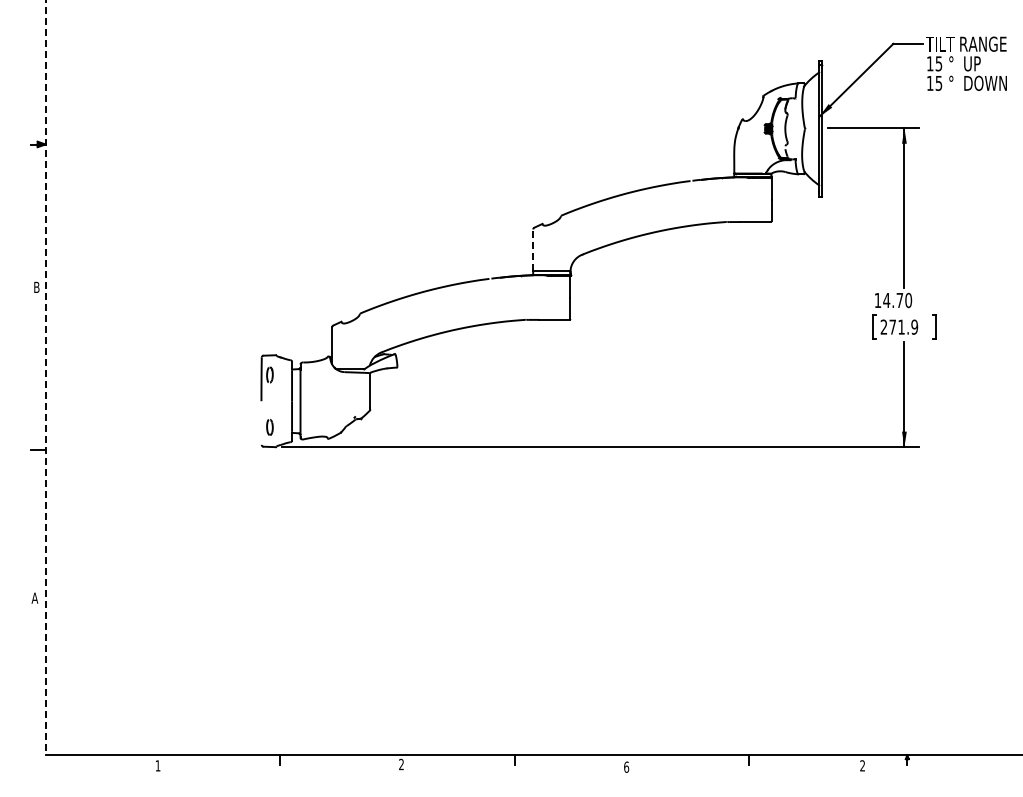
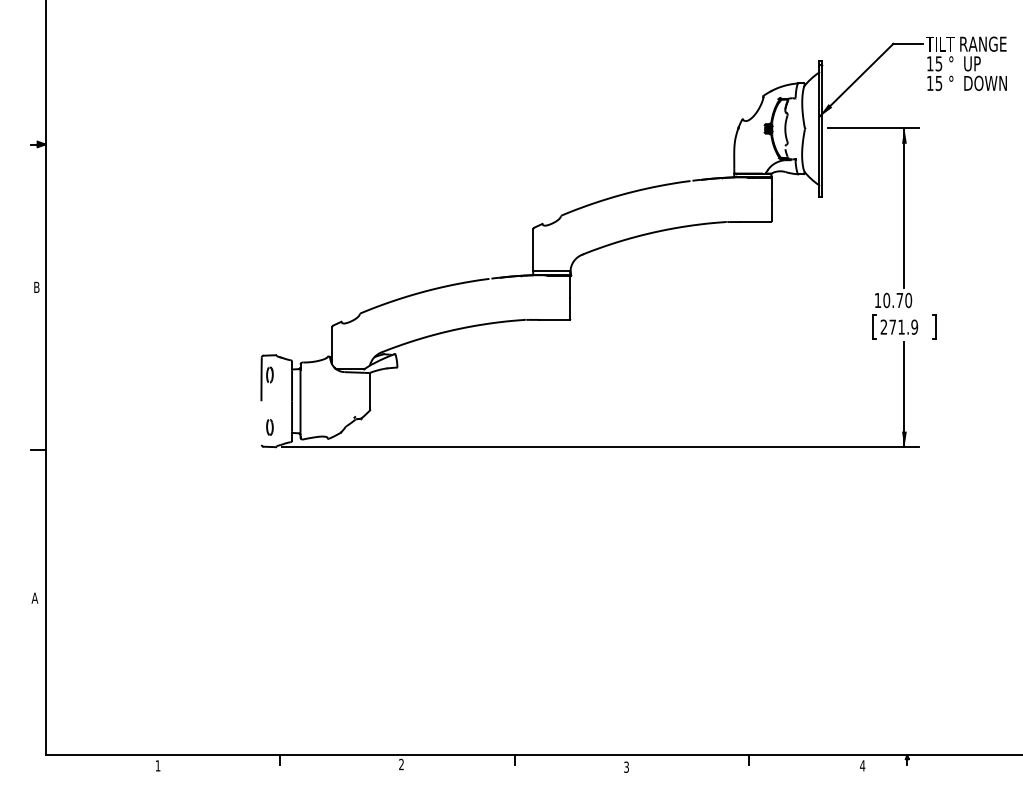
line: dashed -> solid (533, 250)
text: 14.70 -> 10.70 (886, 300)
line: dashed -> solid (45, 378)
text: 2 -> 4 (862, 765)
text: 6 -> 3 (626, 766)
